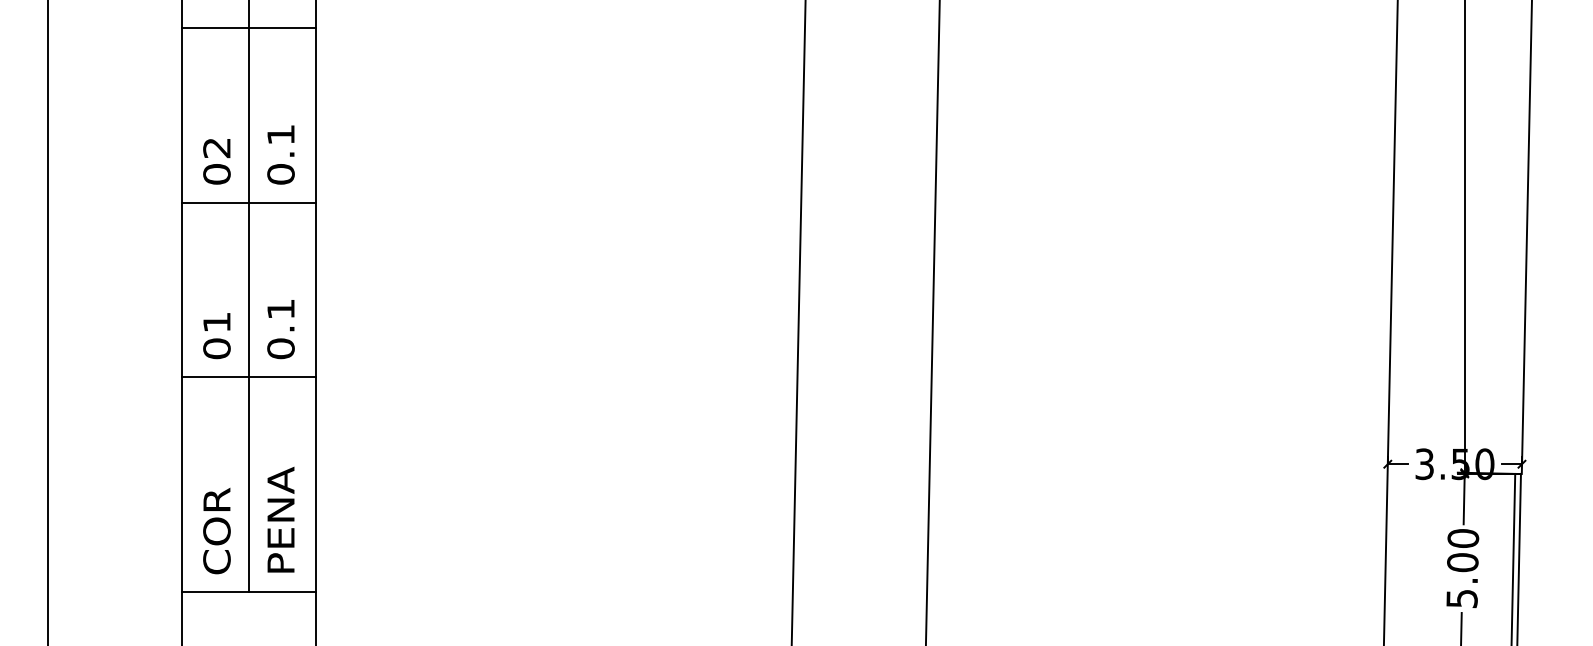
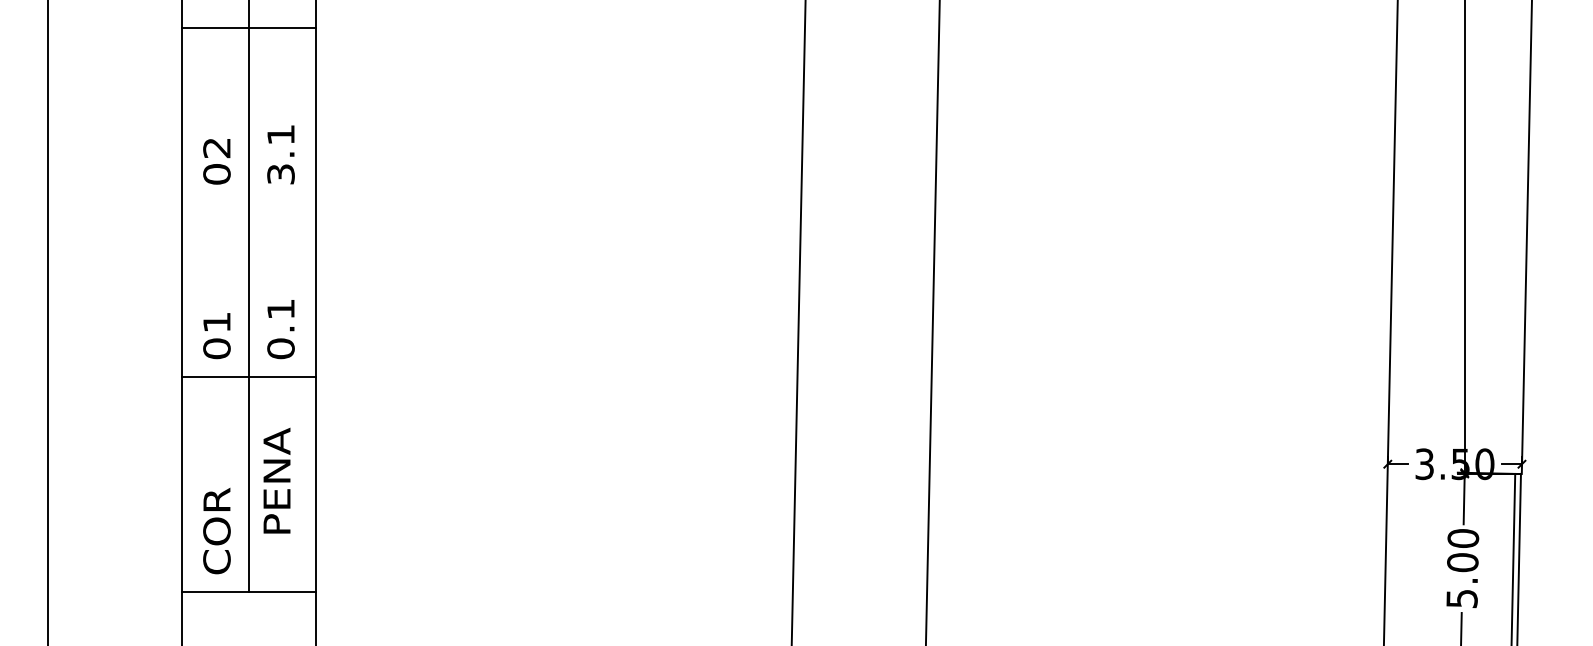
text: 0.1 -> 3.1 (280, 174)
line: present -> none (248, 202)
text position: (280, 519) -> (276, 480) (276, 480)
